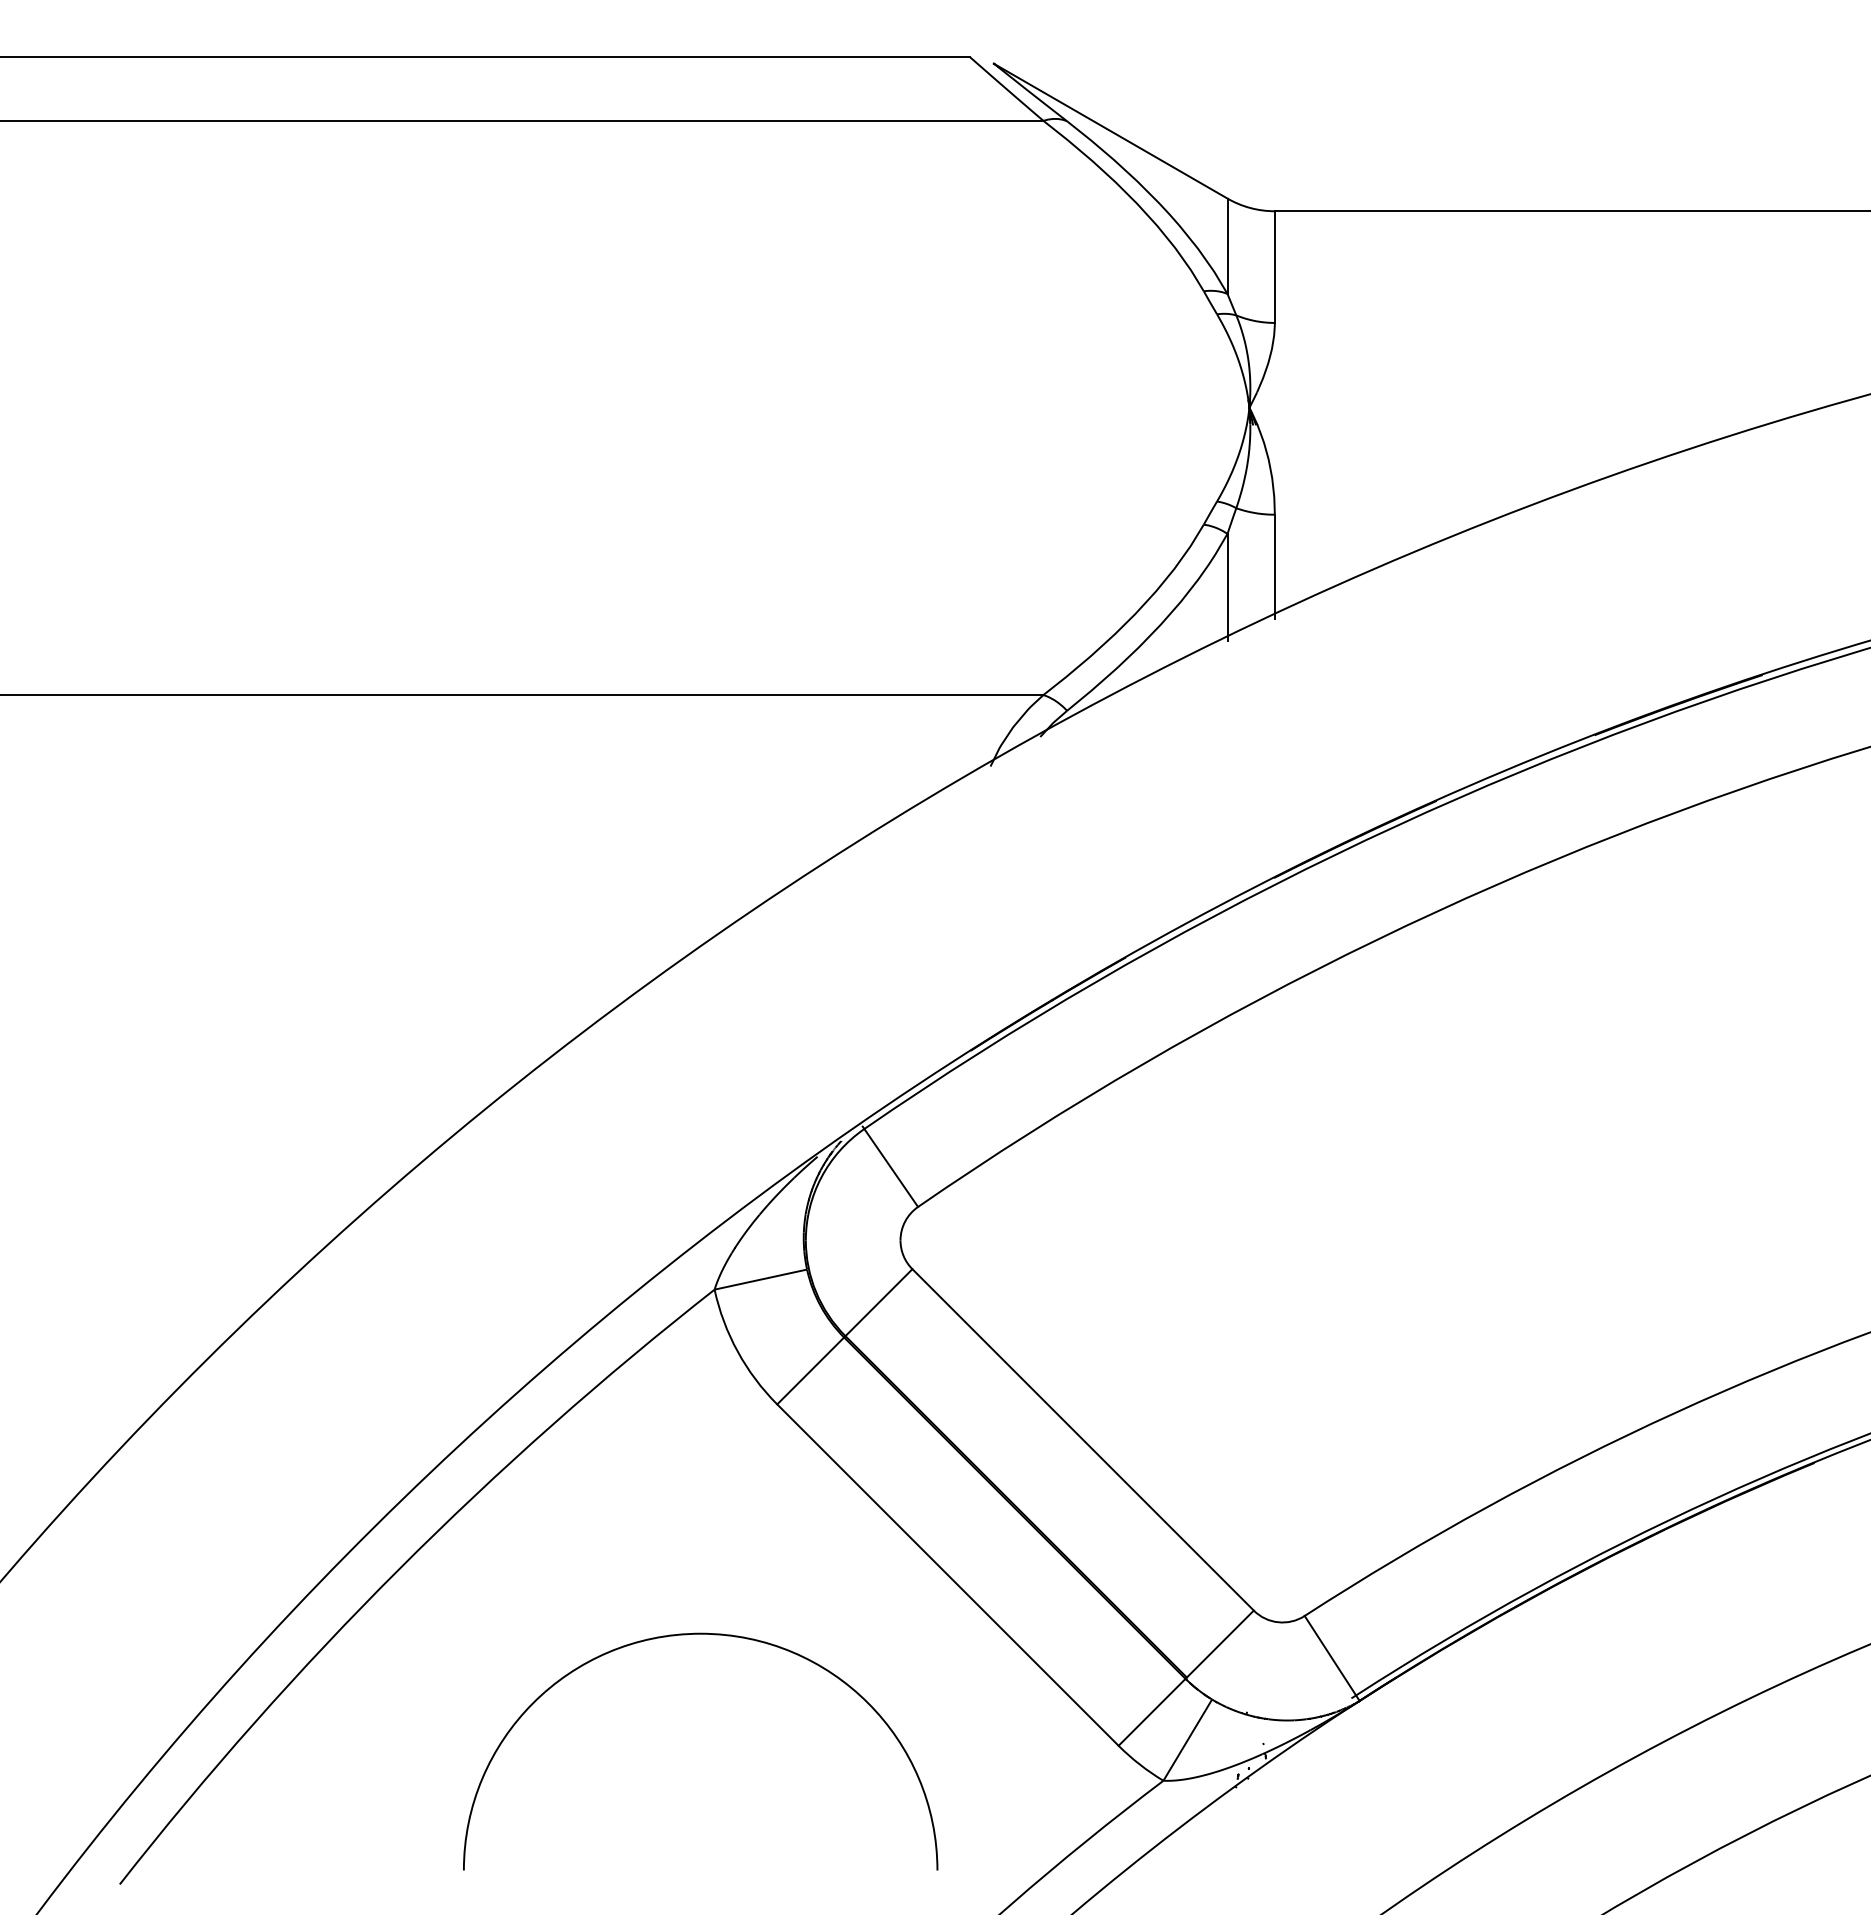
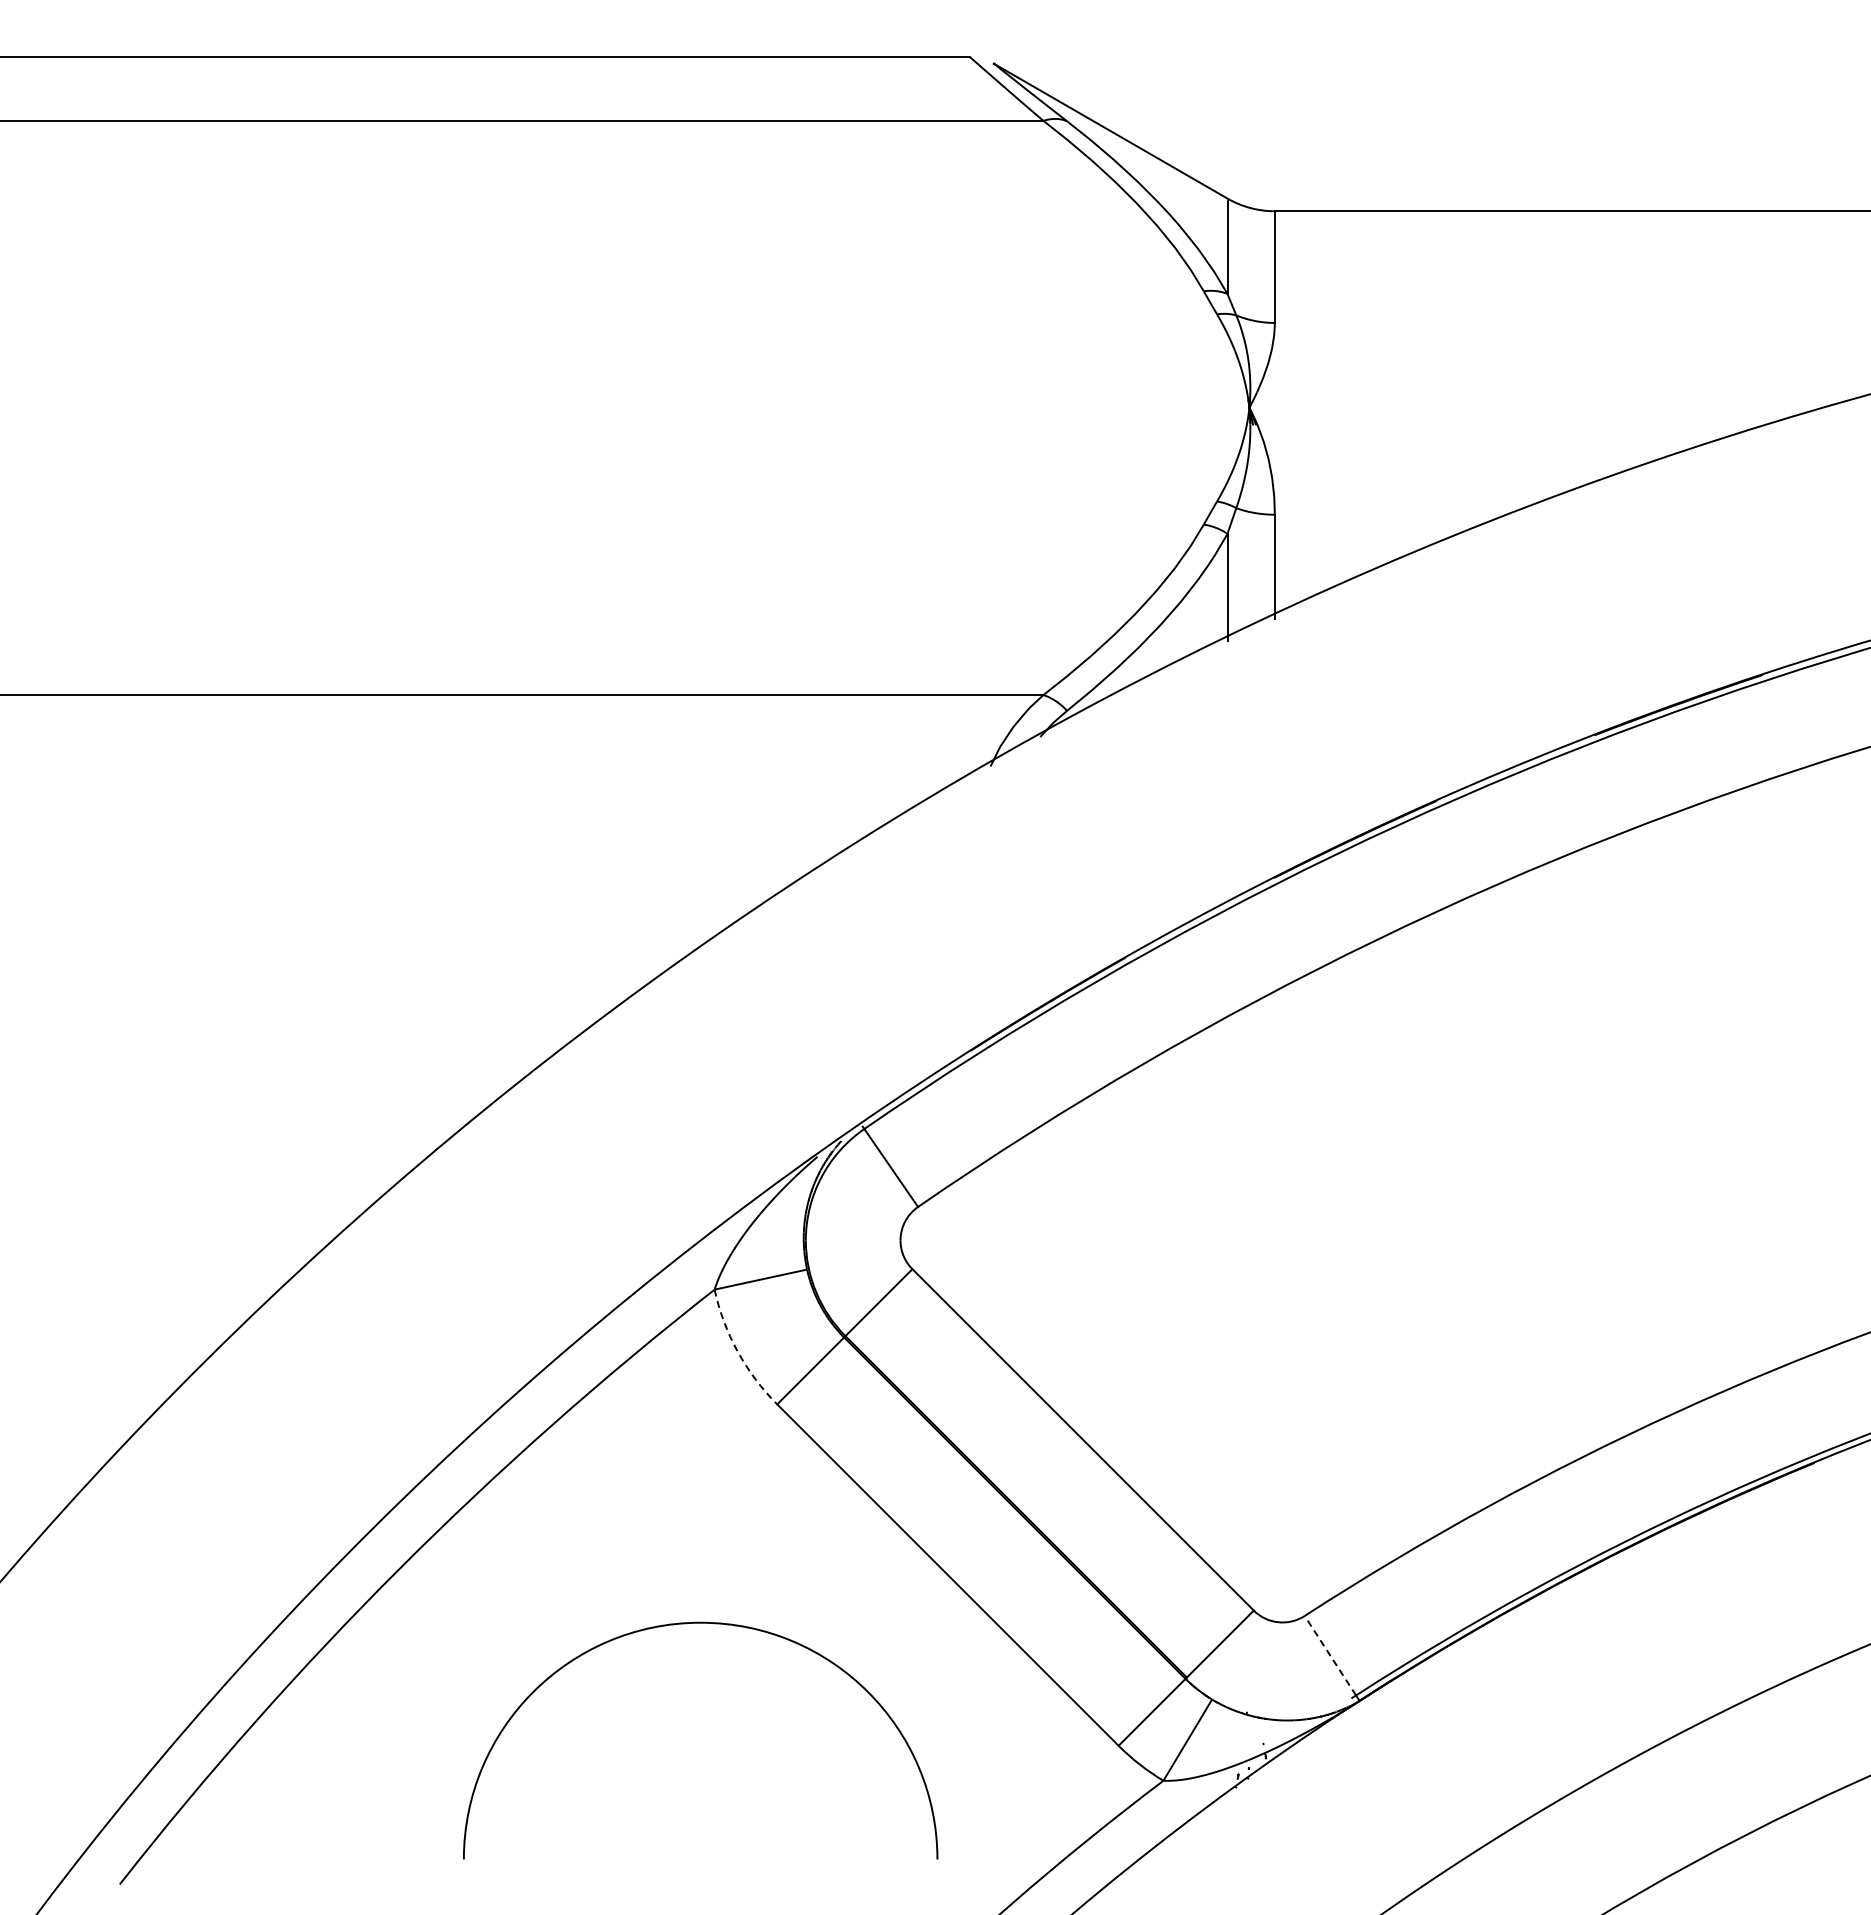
arc: solid -> dashed (737, 1351)
arc position: (686, 1635) -> (686, 1624) (686, 1624)
line: solid -> dashed (1330, 1655)
